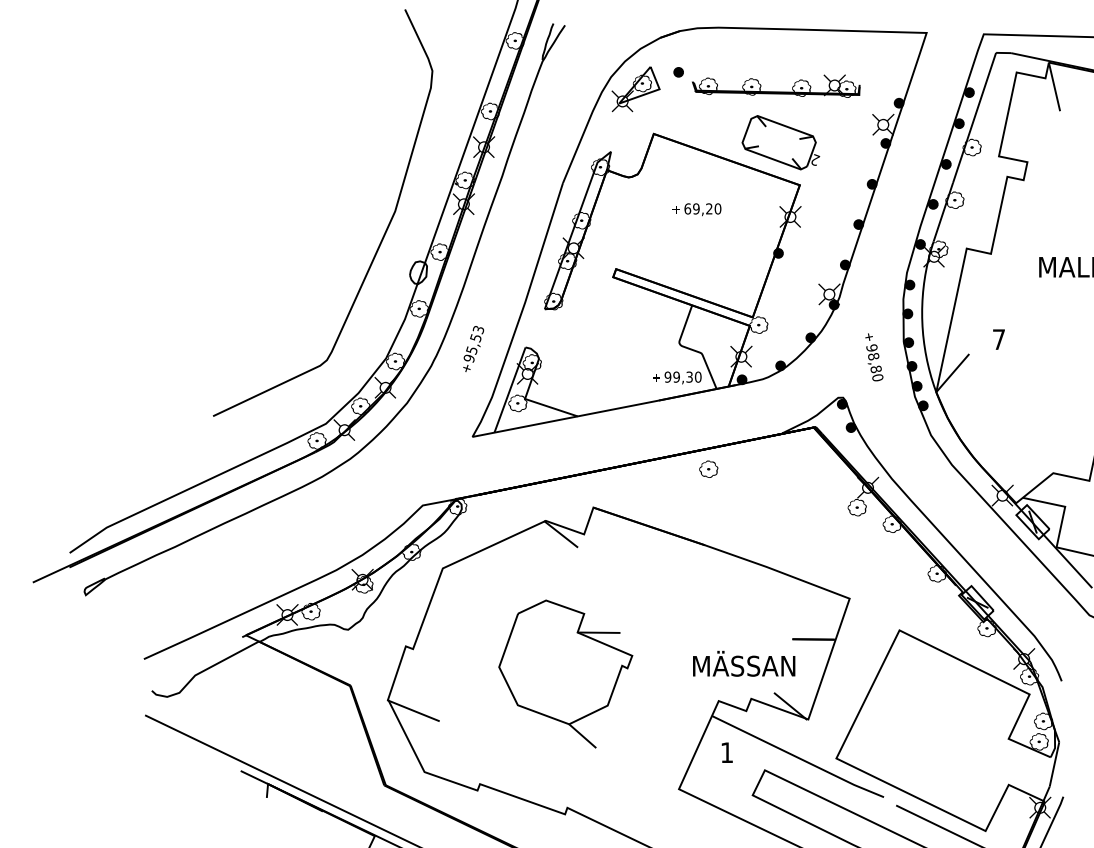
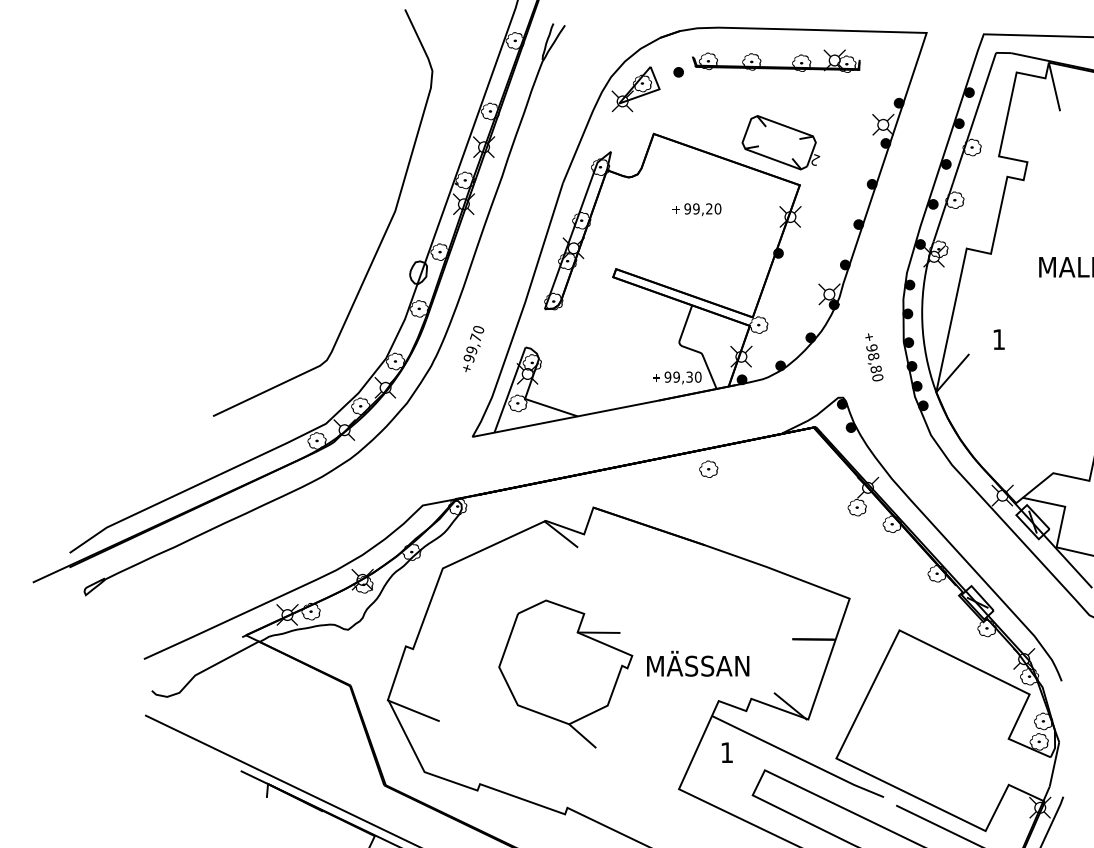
part position: (776, 85) -> (776, 60) (776, 60)
text: 69,20 -> 99,20 (687, 208)
text: 7 -> 1 (998, 339)
text: 95,53 -> 99,70 (474, 340)
text position: (744, 663) -> (698, 663) (698, 663)
